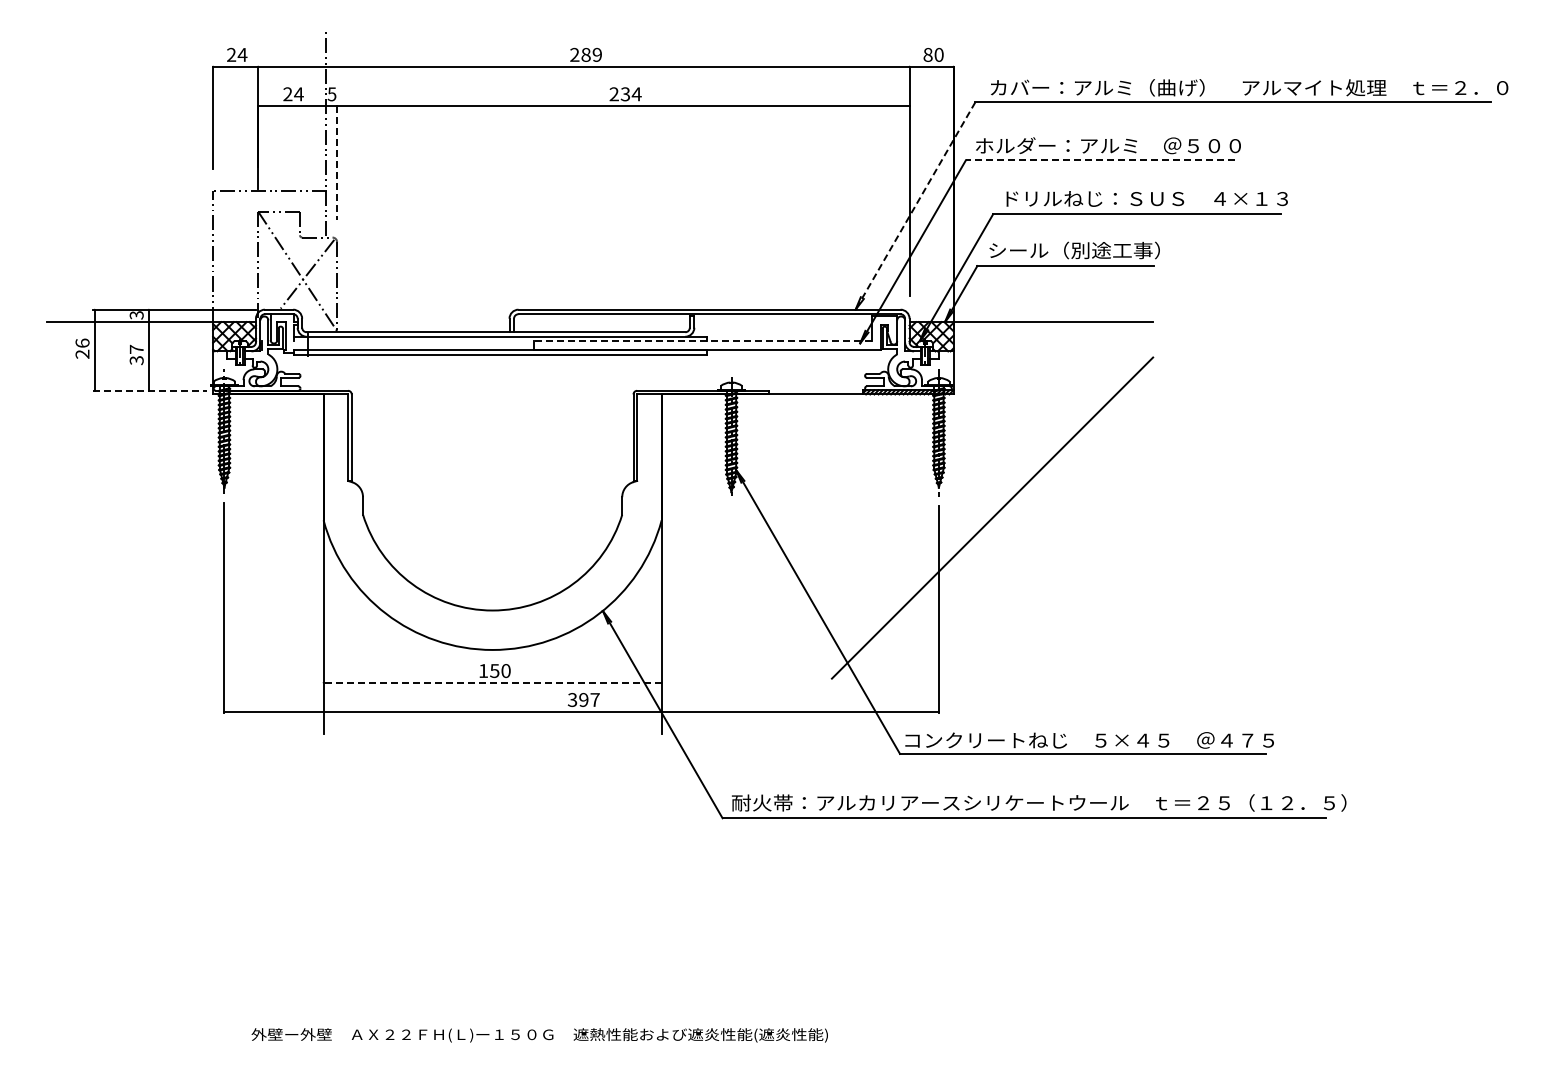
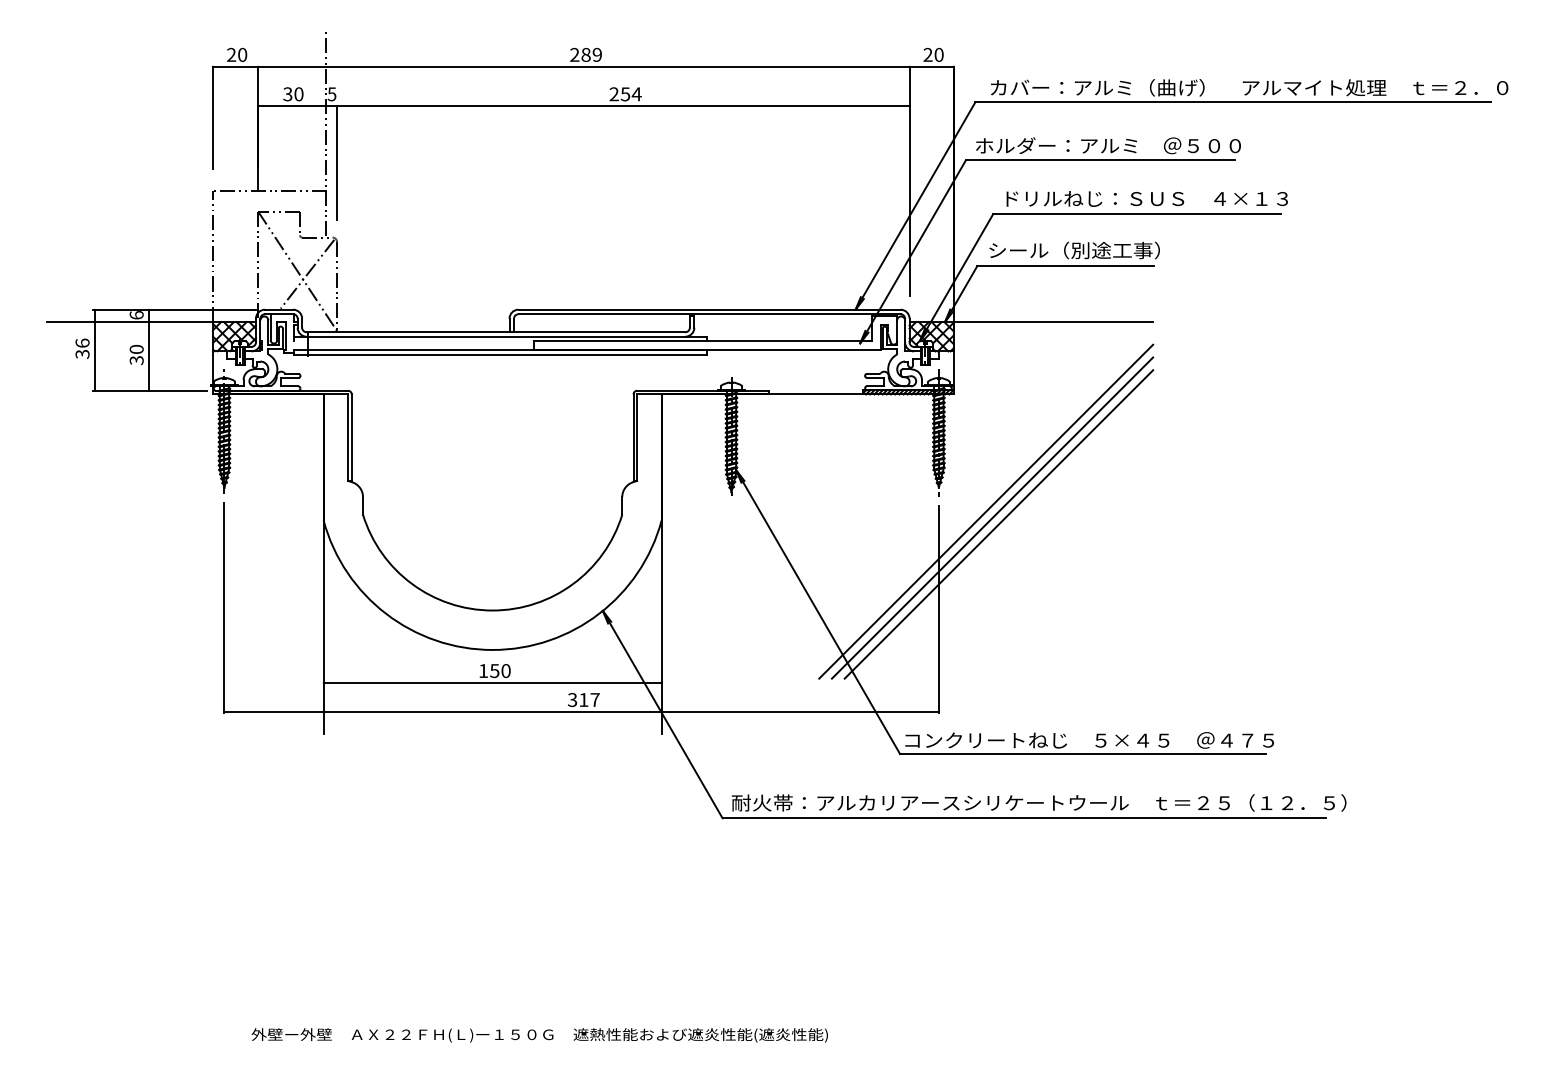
text: 24 -> 20 (242, 54)
text: 80 -> 20 (927, 54)
text: 234 -> 254 (625, 93)
text: 24 -> 30 (293, 94)
line: dashed -> solid (1100, 160)
line: dashed -> solid (337, 162)
line: dashed -> solid (915, 205)
text: 3 -> 6 (136, 315)
line: dashed -> solid (702, 341)
text: 37 -> 30 (136, 348)
text: 26 -> 36 (82, 353)
line: dashed -> solid (150, 390)
line: none -> present (986, 511)
line: none -> present (998, 524)
line: dashed -> solid (492, 682)
text: 397 -> 317 (583, 699)
